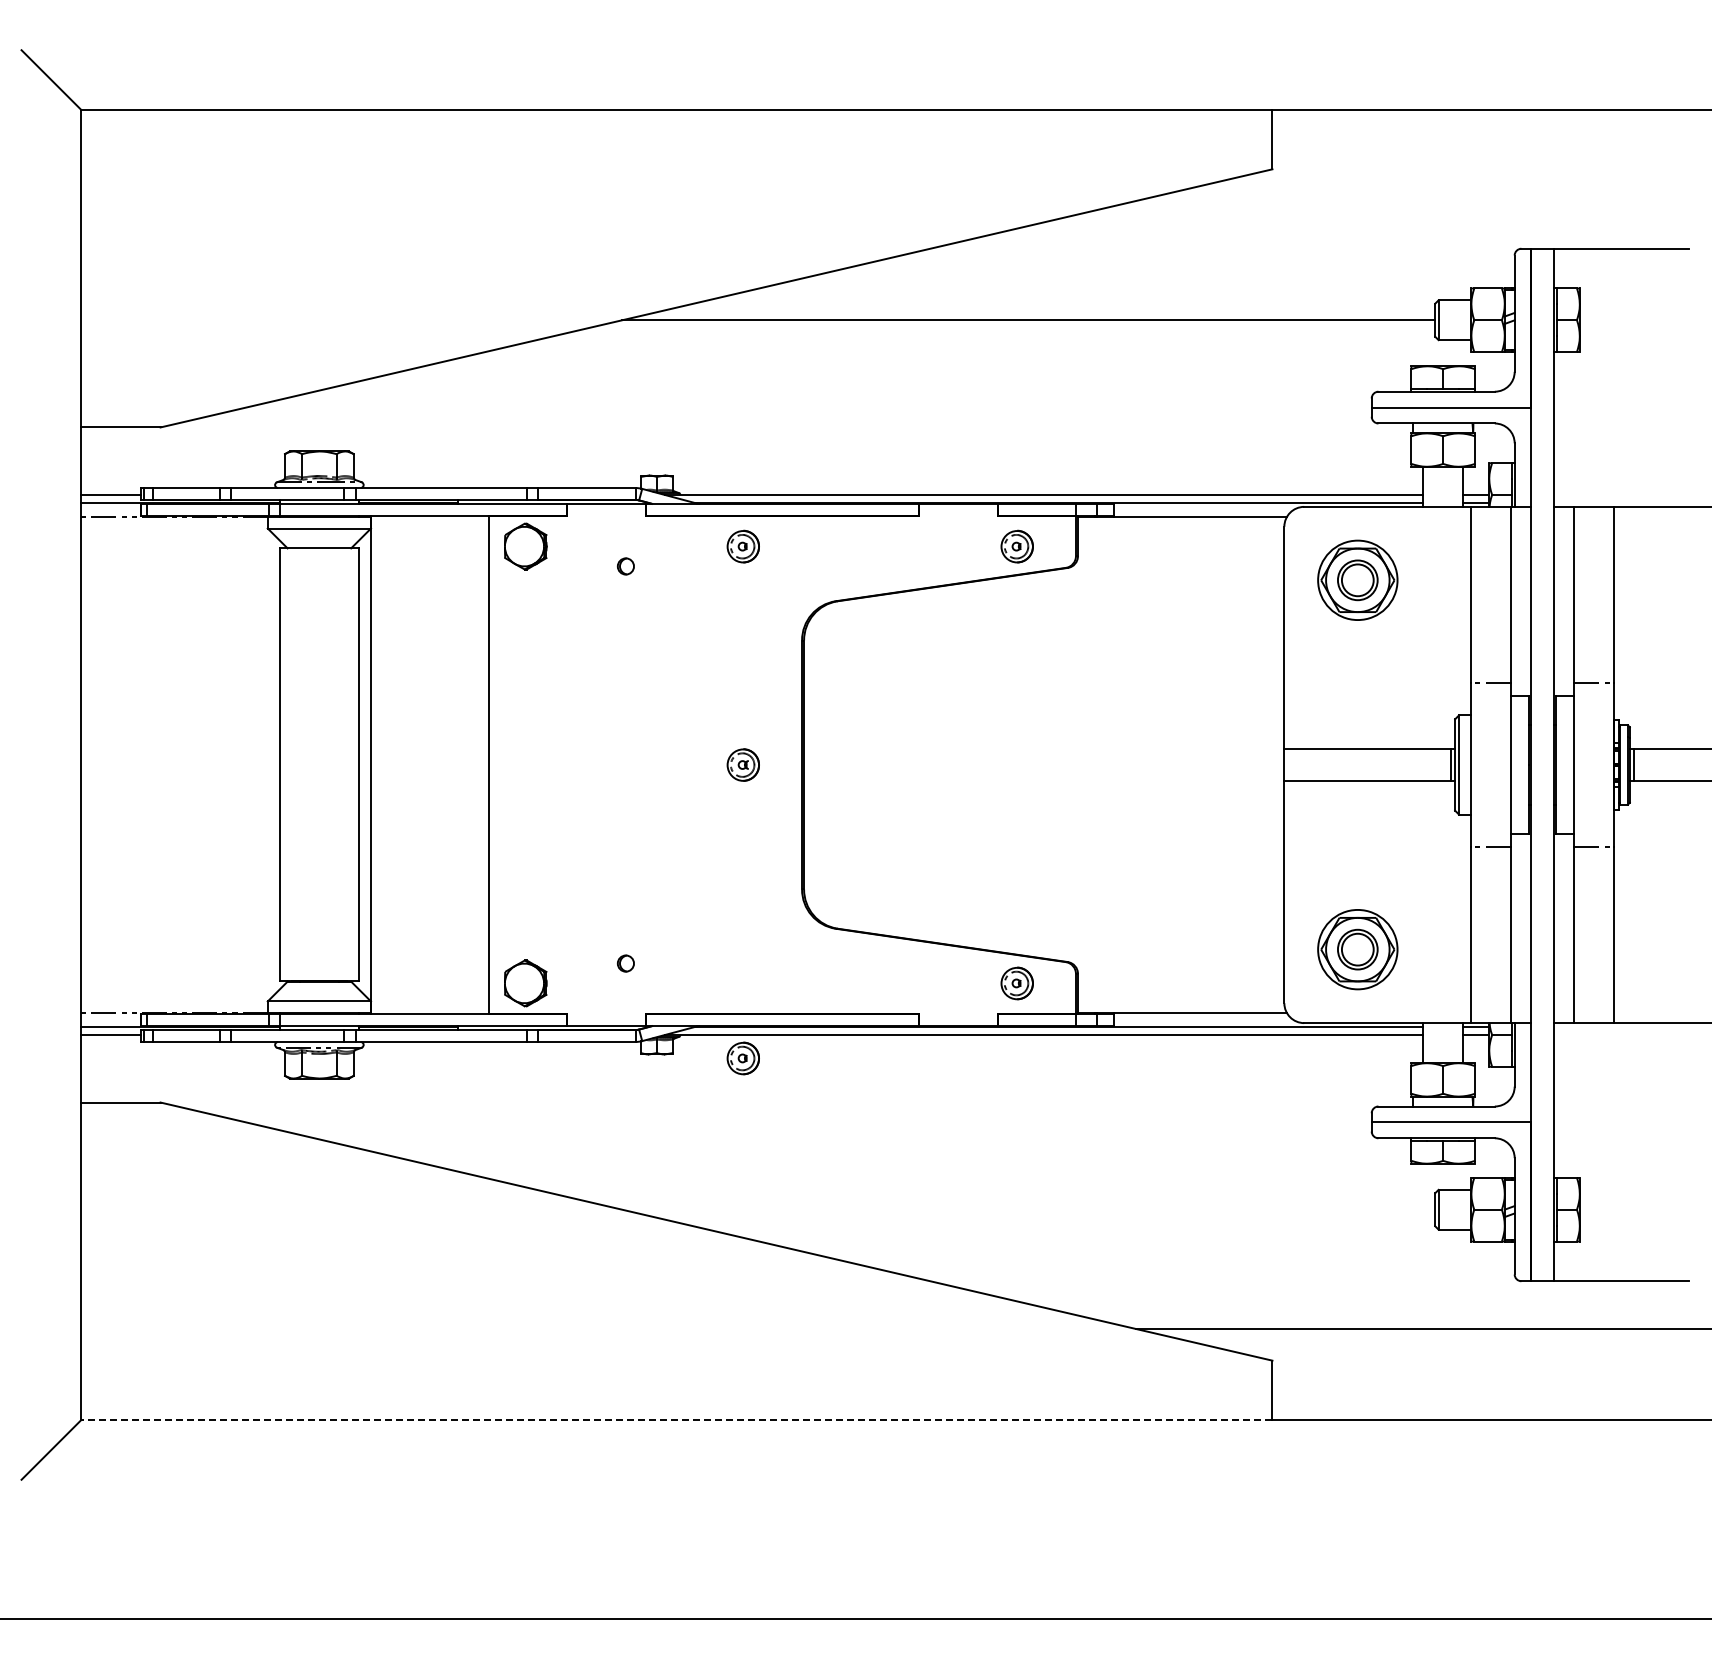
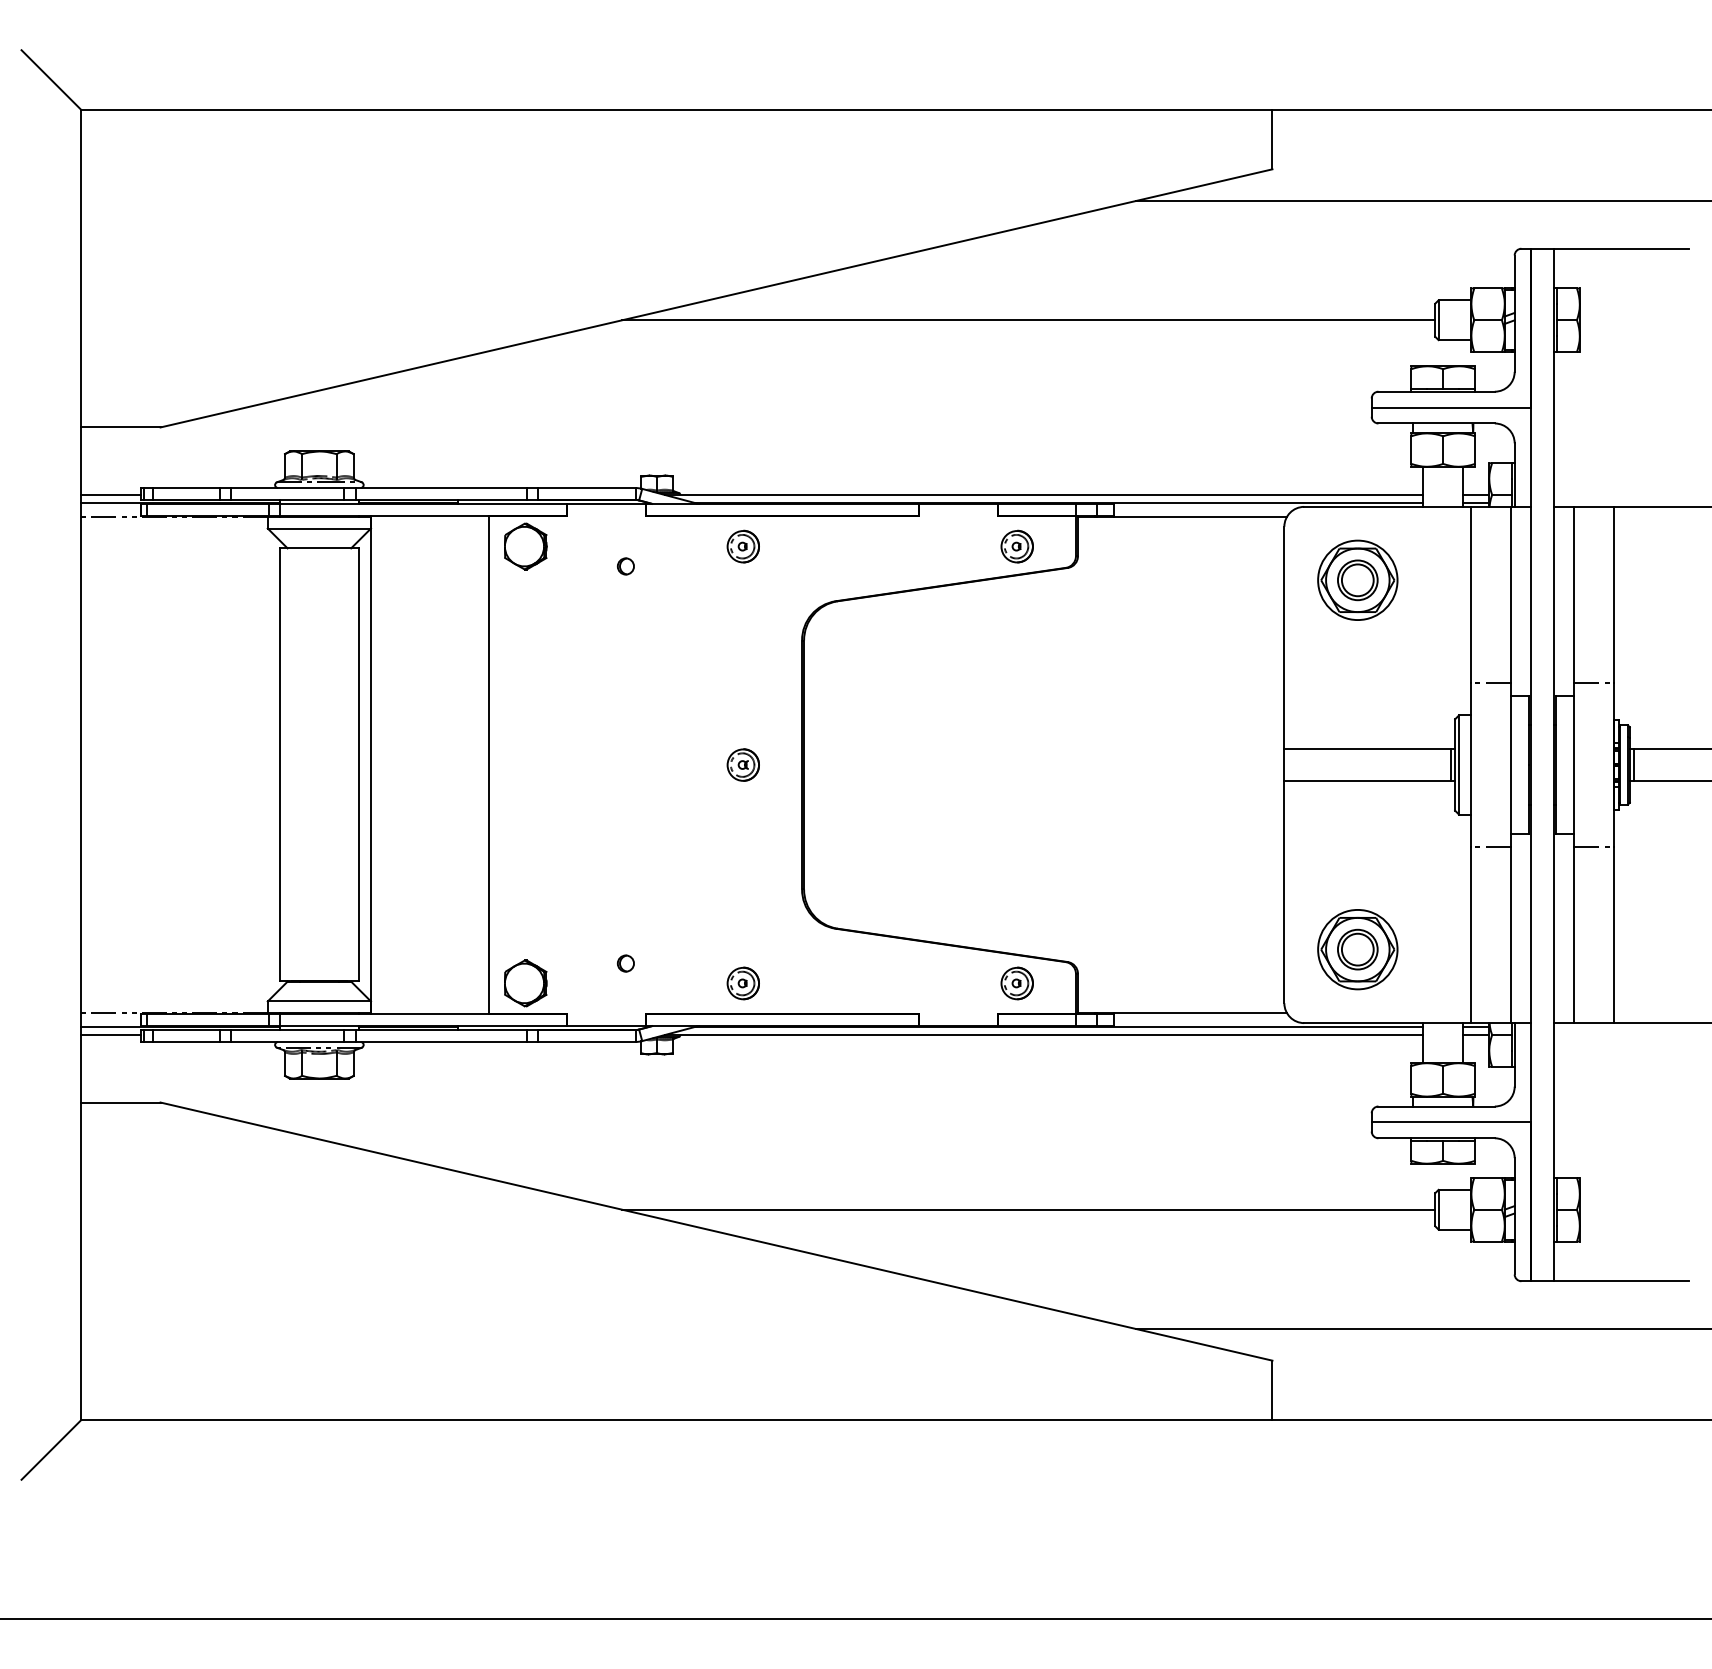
line: none -> present (1421, 201)
part position: (742, 1058) -> (742, 983) (742, 983)
line: none -> present (1028, 1209)
line: dashed -> solid (676, 1420)
